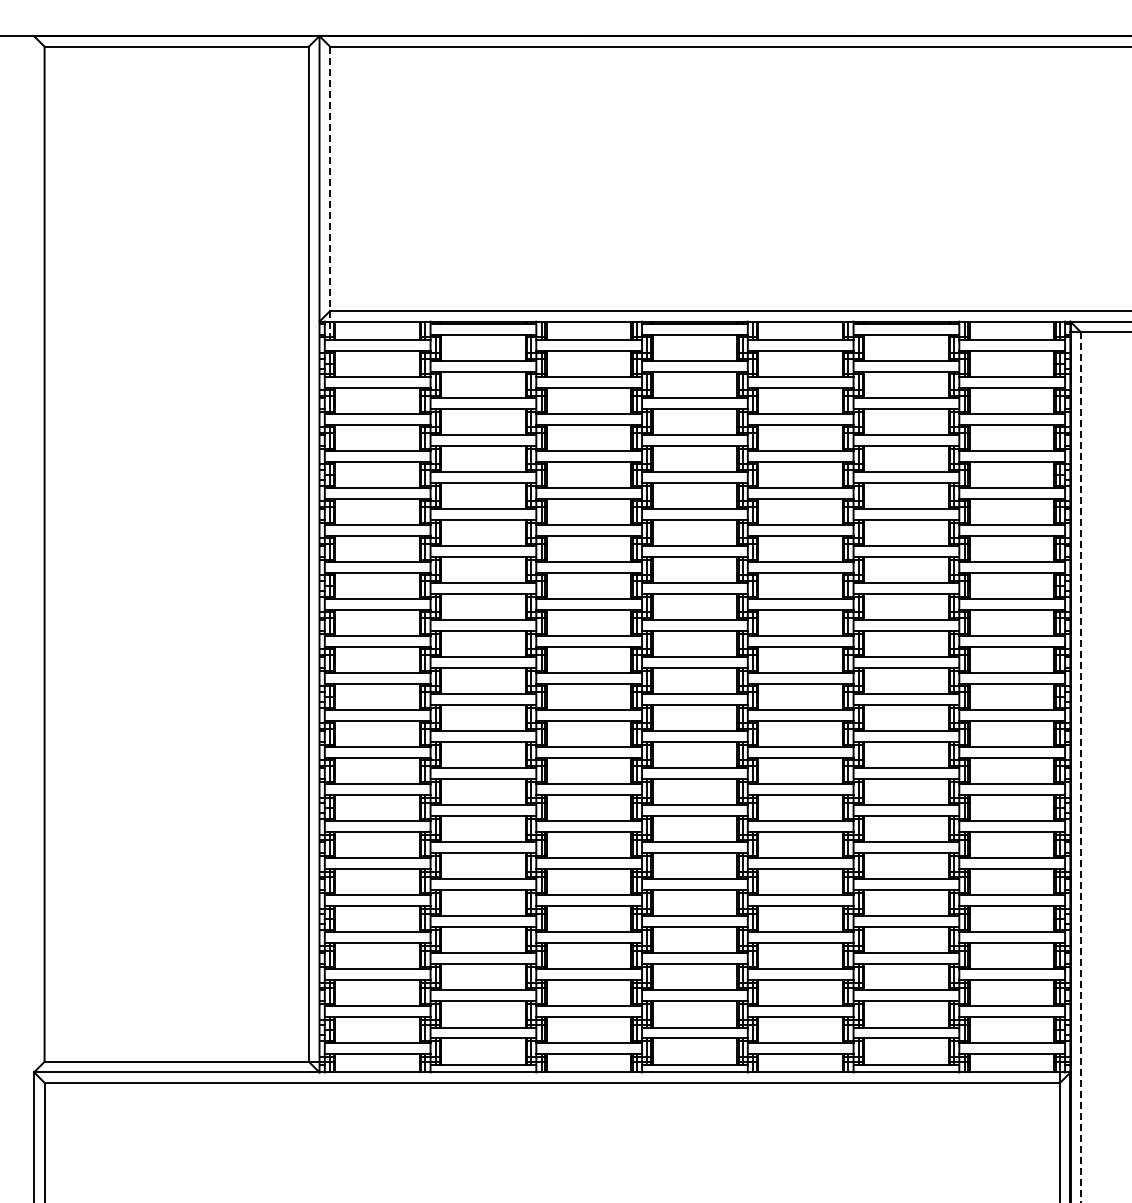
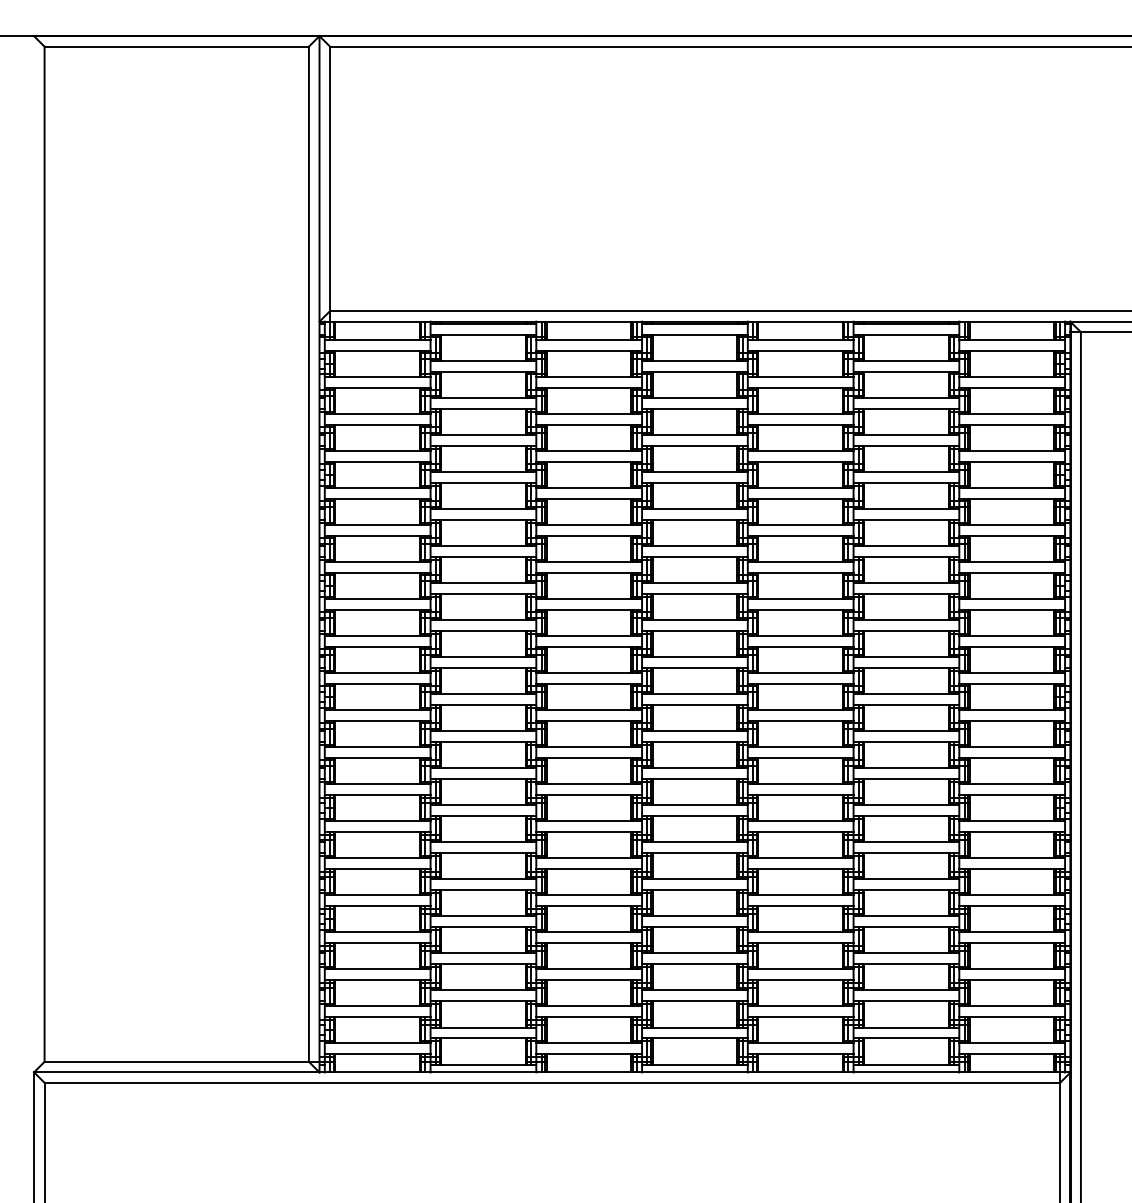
line: dashed -> solid (330, 193)
line: dashed -> solid (1080, 767)
